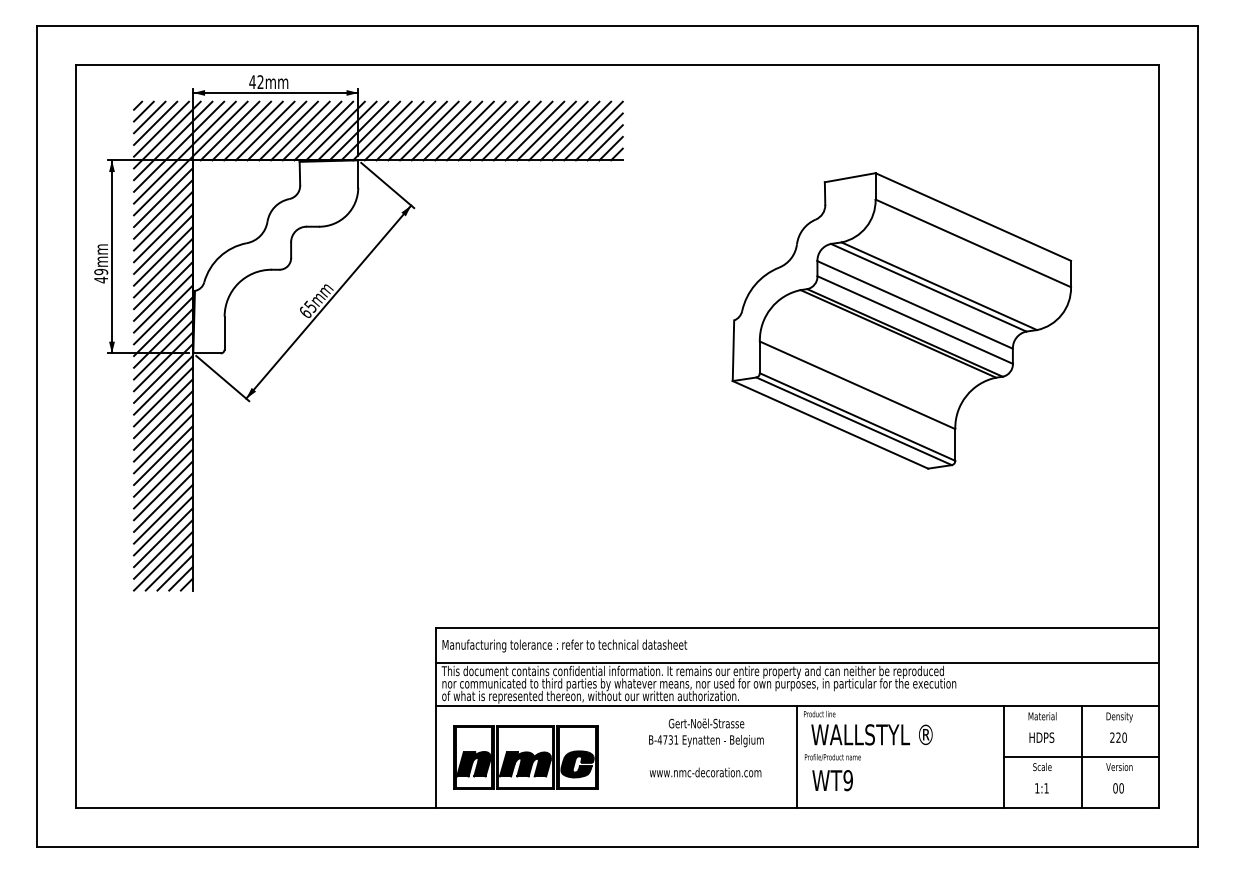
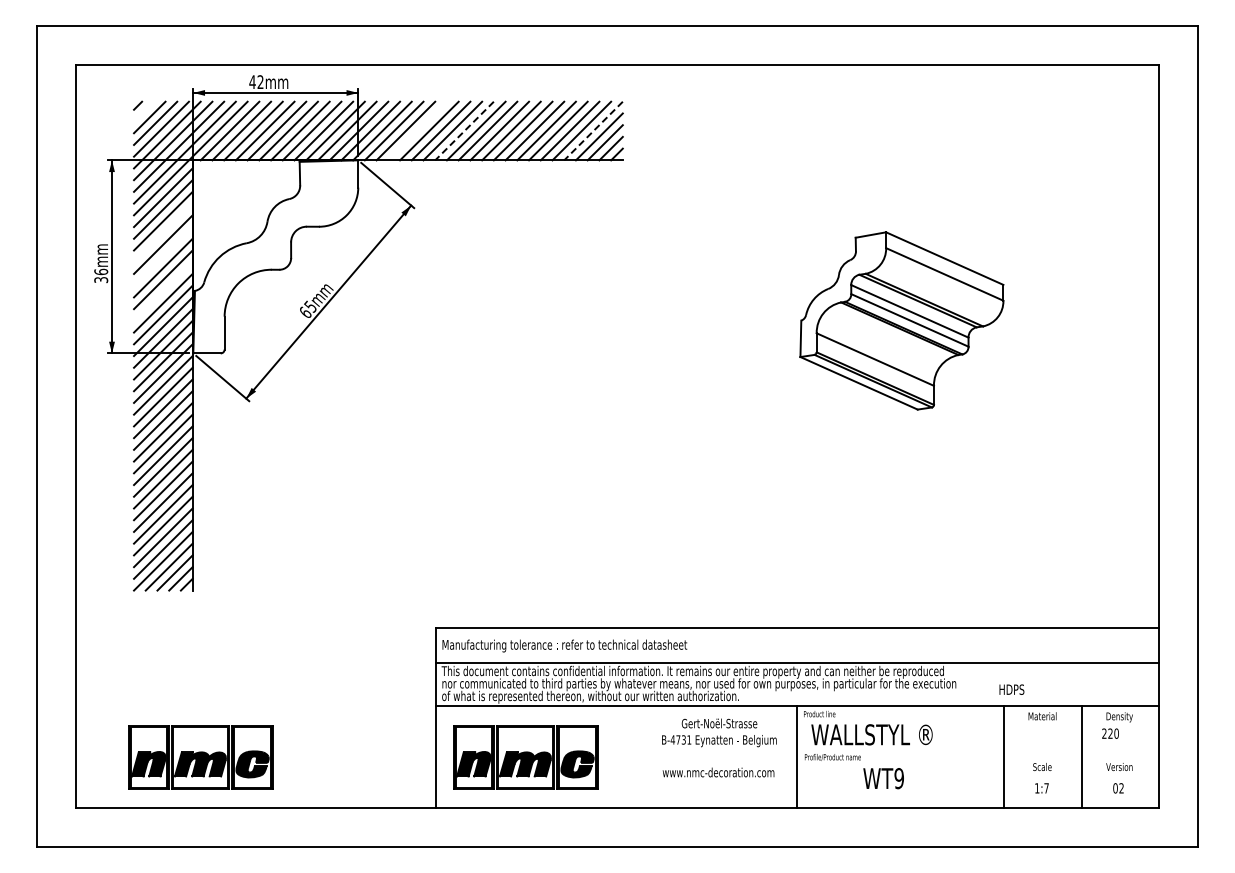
line: present -> none (143, 111)
line: present -> none (417, 130)
line: solid -> dashed (464, 131)
line: solid -> dashed (593, 131)
line: present -> none (163, 232)
line: present -> none (163, 256)
text: 49mm -> 36mm (101, 275)
line: present -> none (163, 291)
part size: 342x298 px -> 206x180 px (901, 320)
text position: (1041, 737) -> (1011, 689) (1011, 689)
text position: (1118, 737) -> (1110, 733) (1110, 733)
text position: (706, 747) -> (719, 747) (719, 747)
part: none -> present (200, 757)
line: present -> none (1081, 757)
text position: (832, 780) -> (883, 778) (883, 778)
text: 1:1 -> 1:7 (1046, 788)
text: 00 -> 02 (1121, 788)
